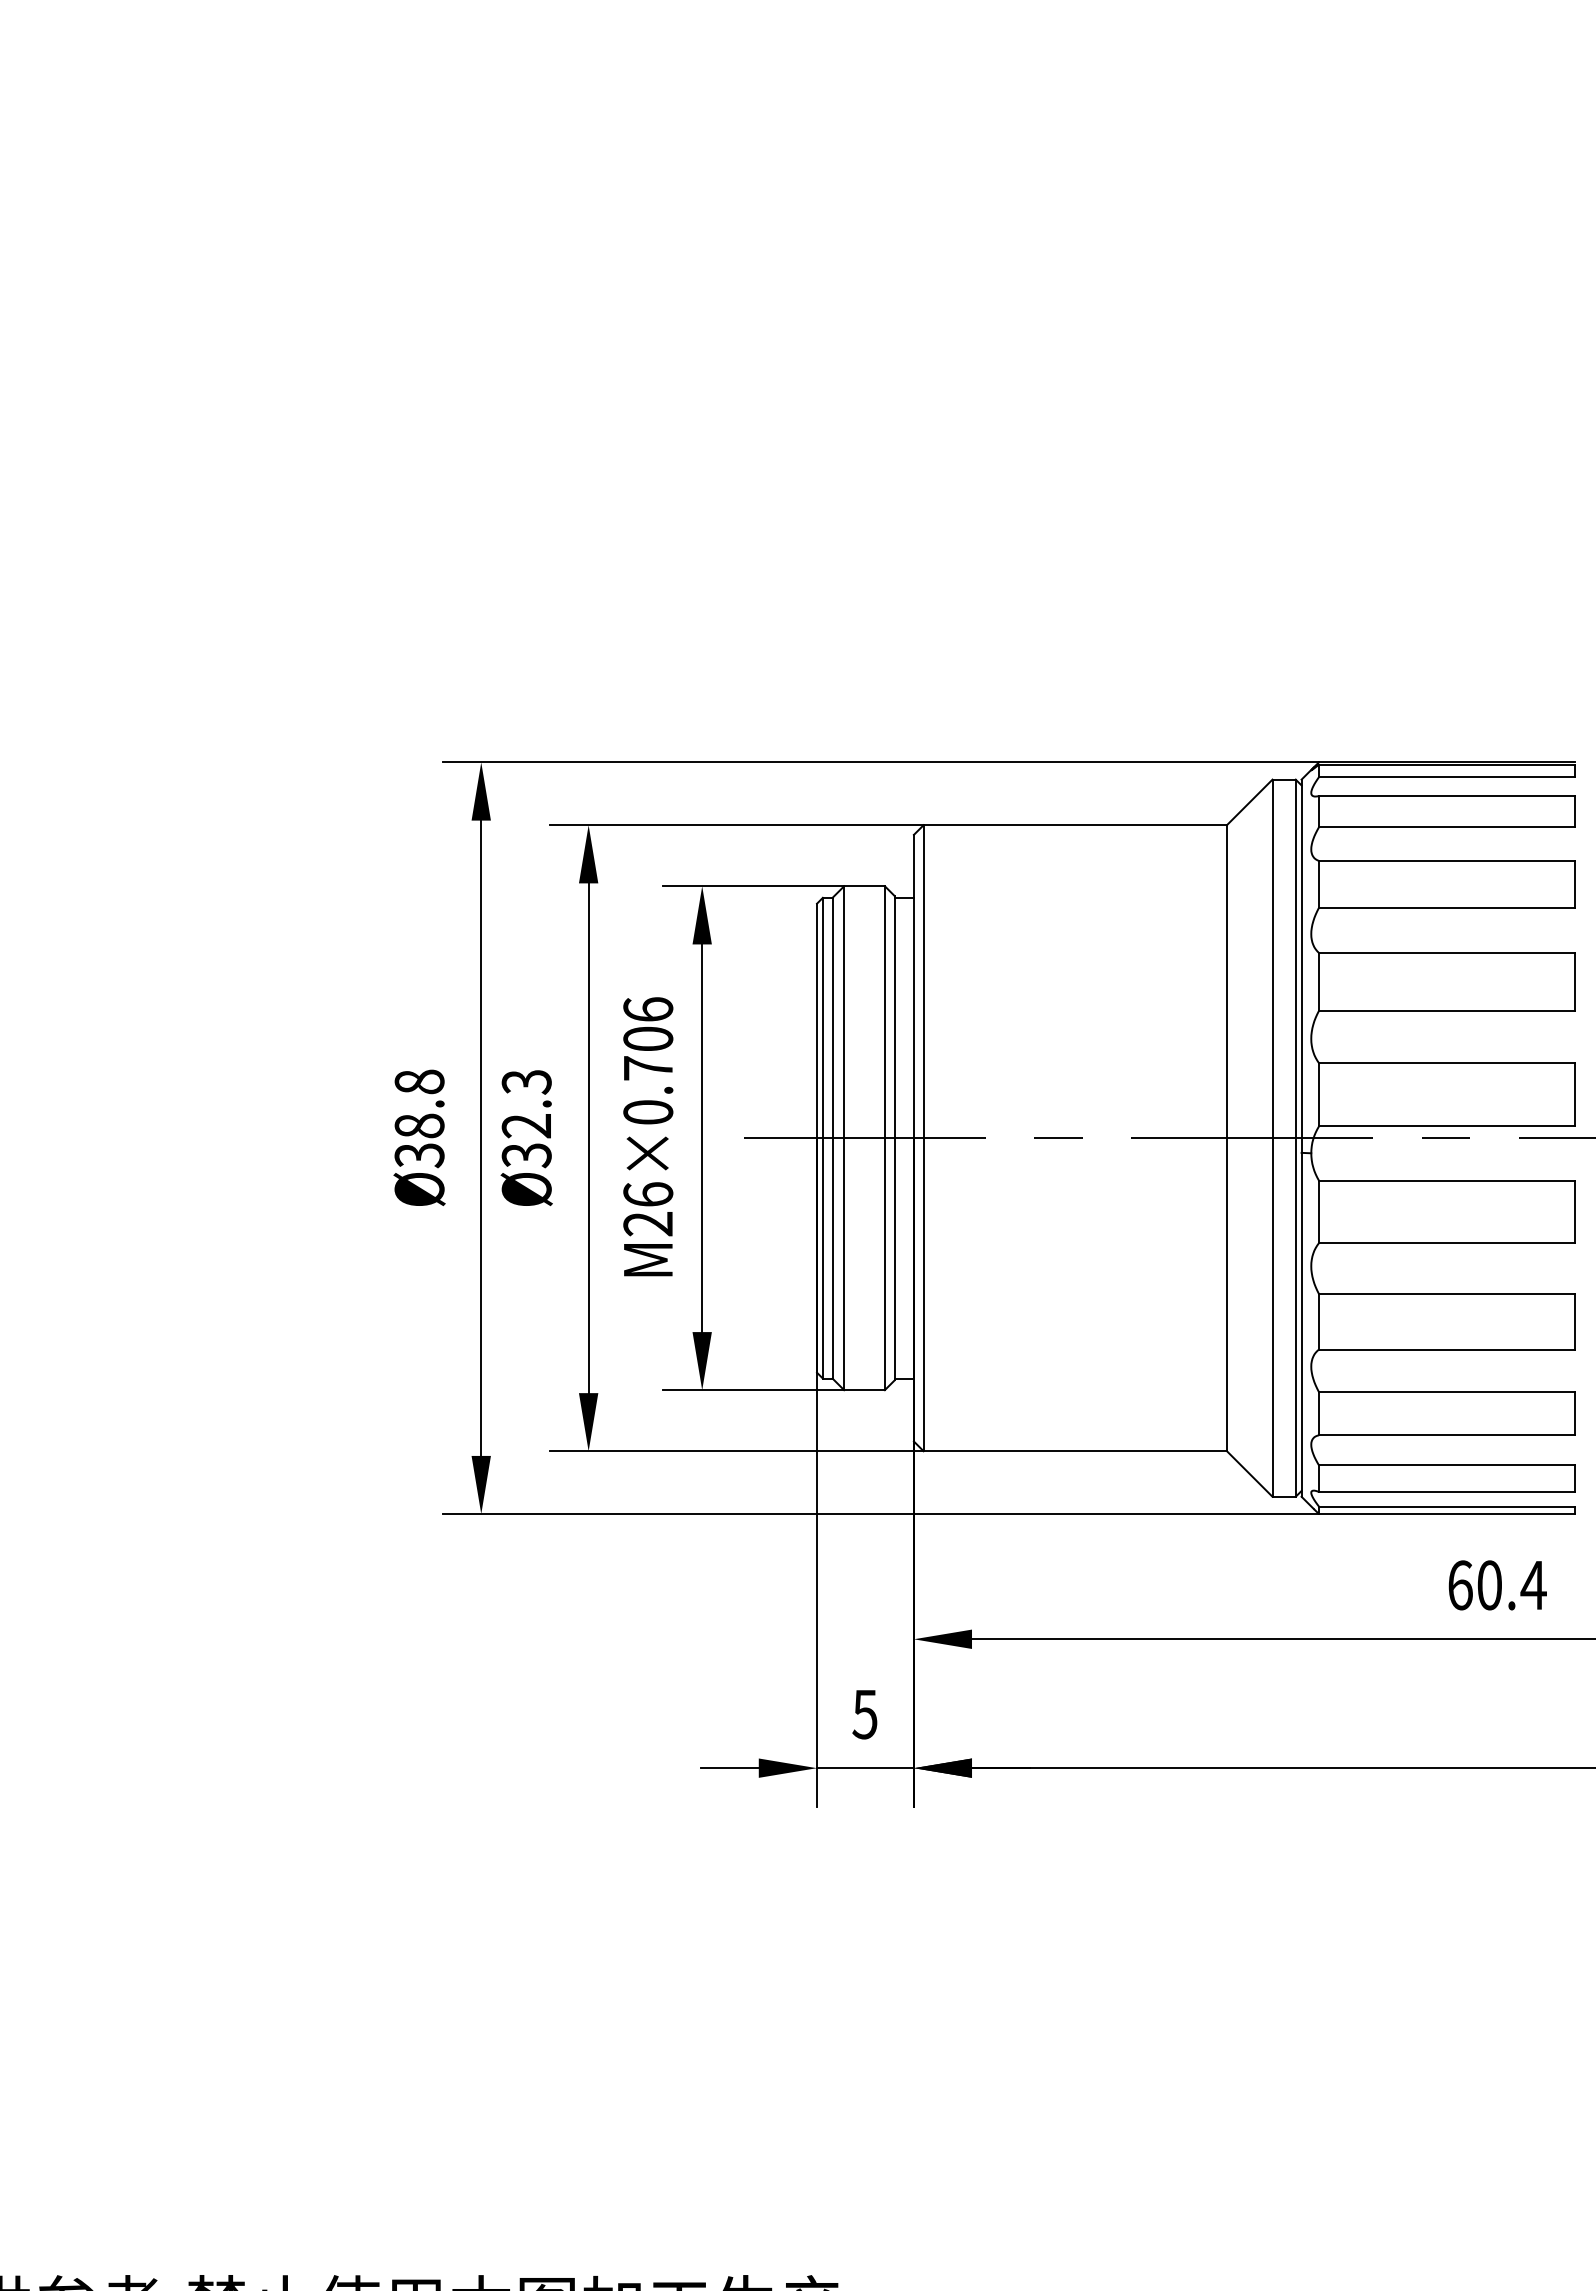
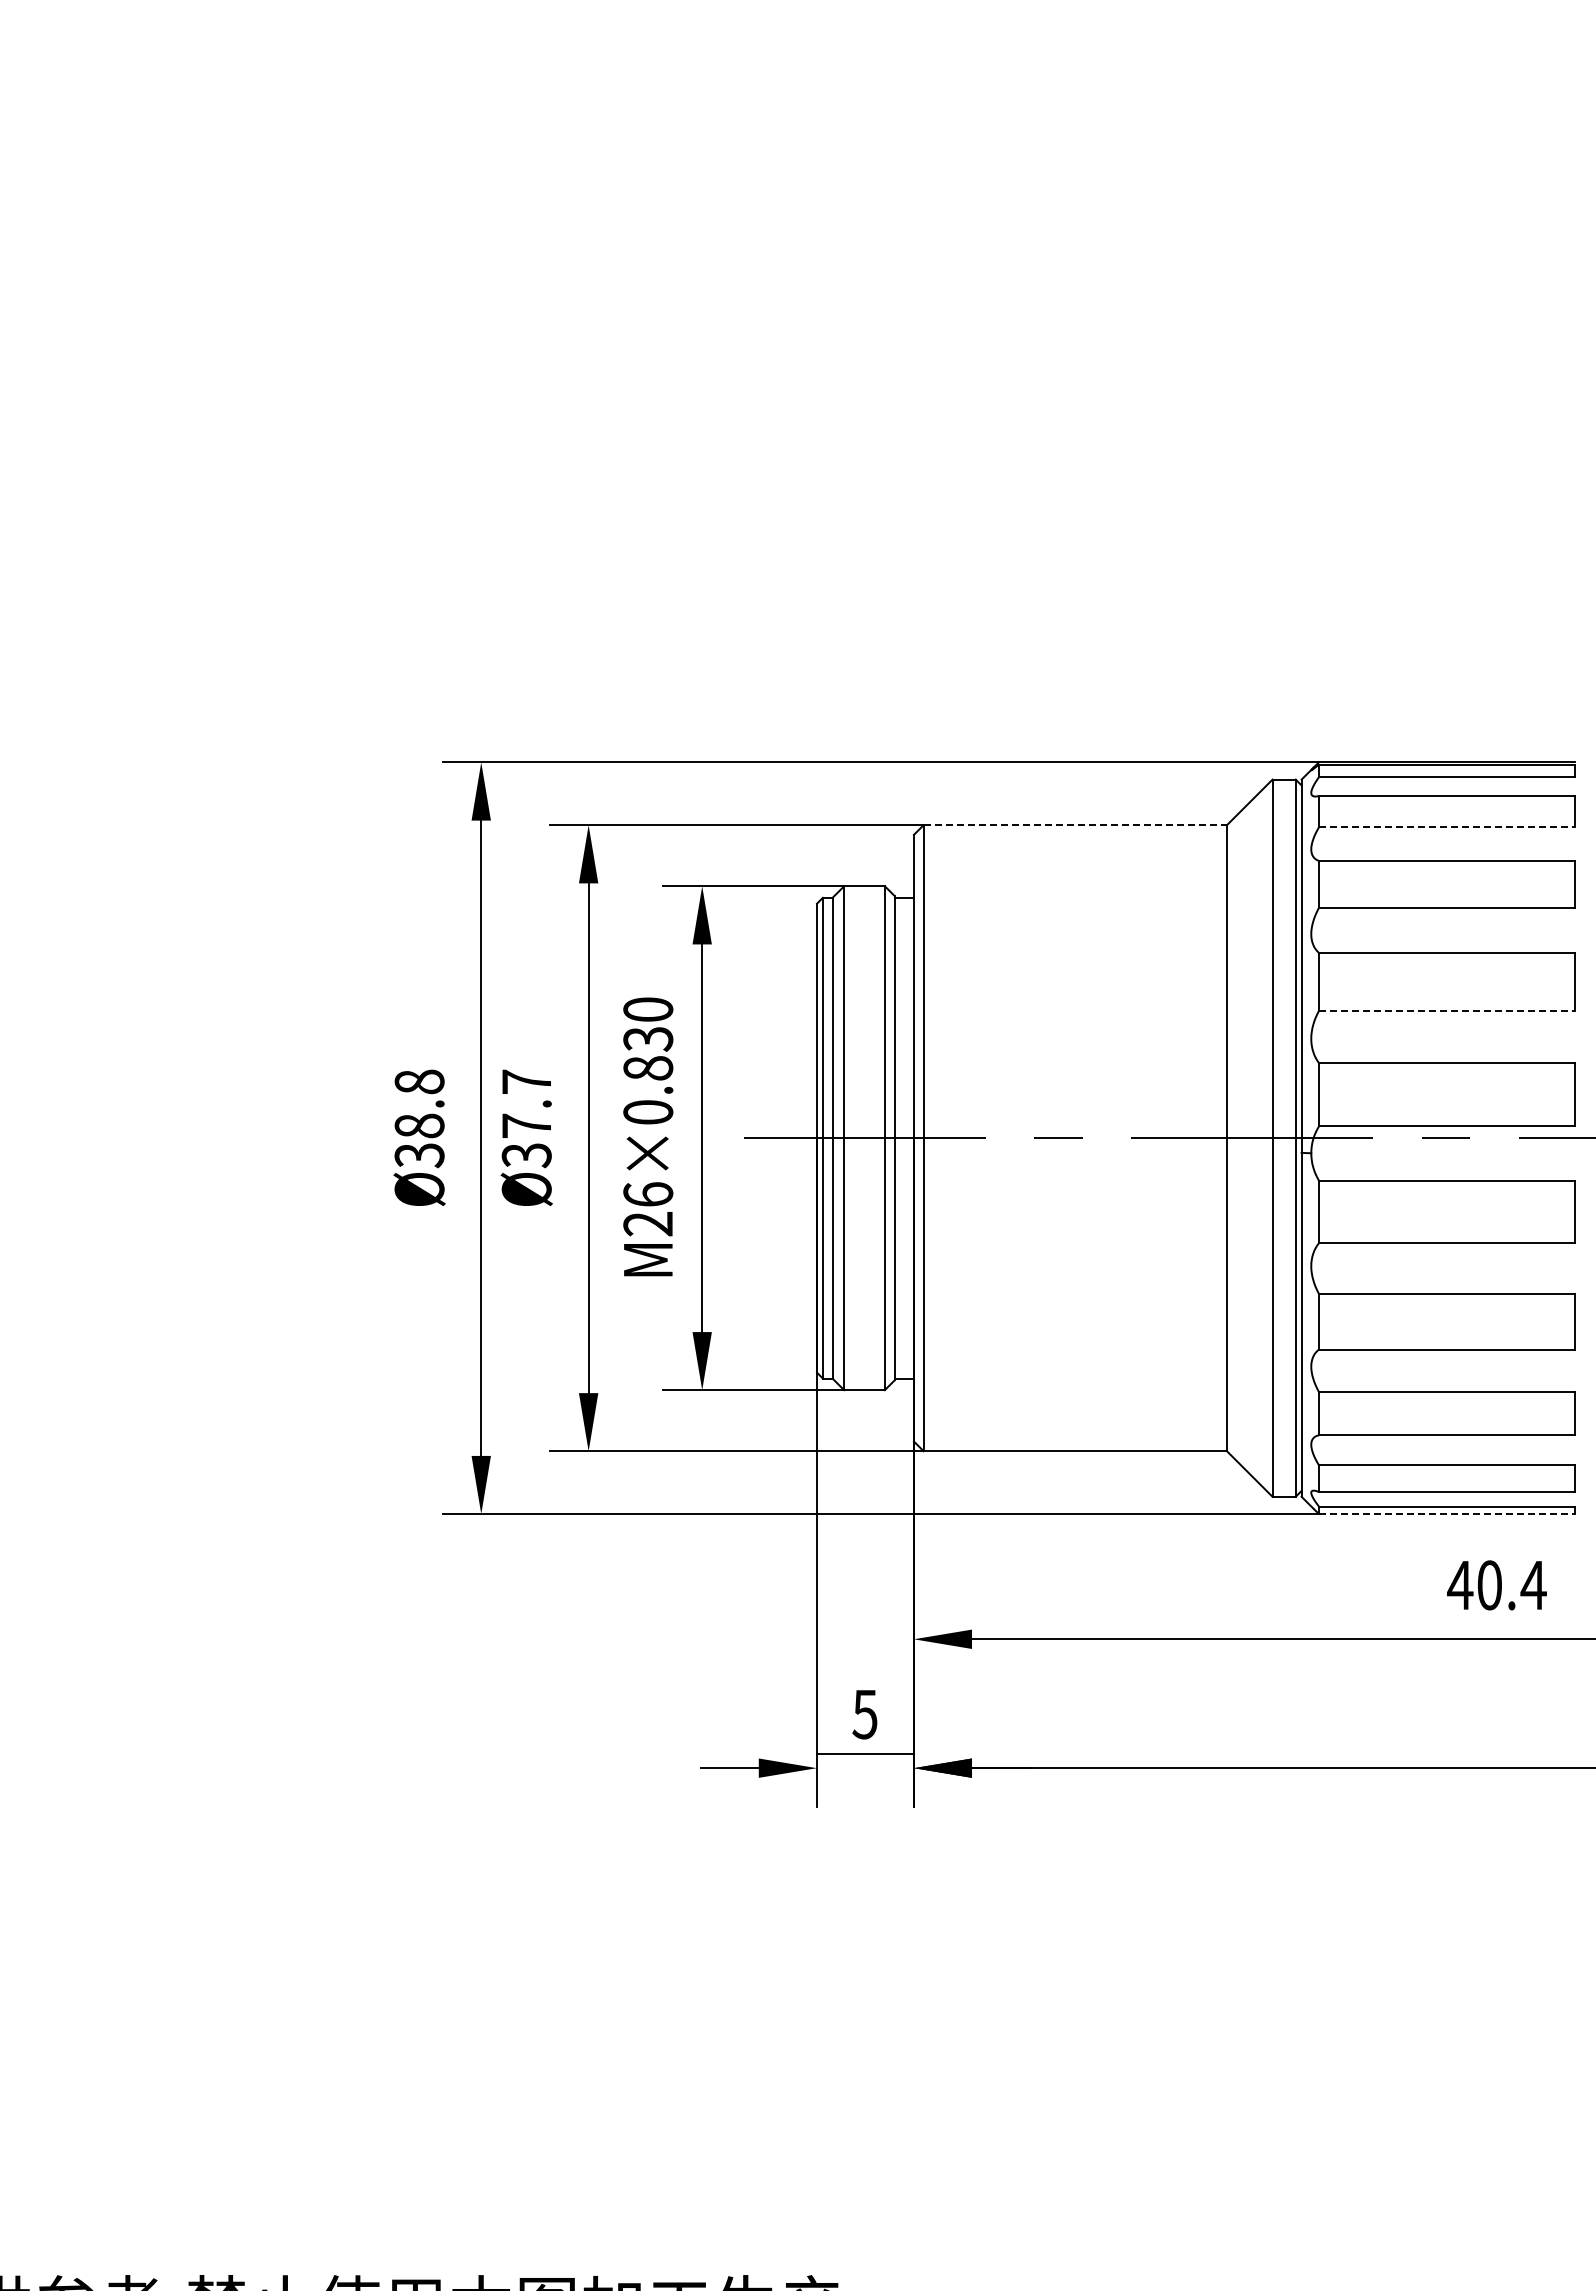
line: solid -> dashed (1075, 825)
line: solid -> dashed (1446, 827)
line: solid -> dashed (1446, 1010)
text: M26×0.706 -> M26×0.830 (648, 1038)
text: Ø32.3 -> Ø37.7 (526, 1103)
line: solid -> dashed (1446, 1514)
text: 60.4 -> 40.4 (1460, 1585)
line position: (865, 1768) -> (865, 1754) (865, 1754)
